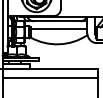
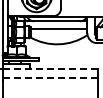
line: solid -> dashed (50, 68)
line: solid -> dashed (50, 78)
